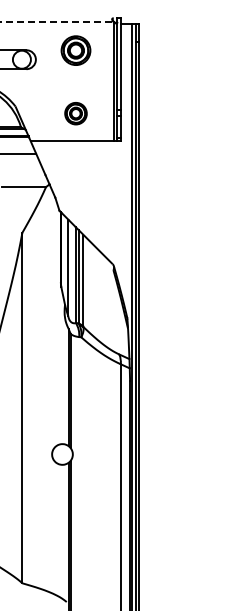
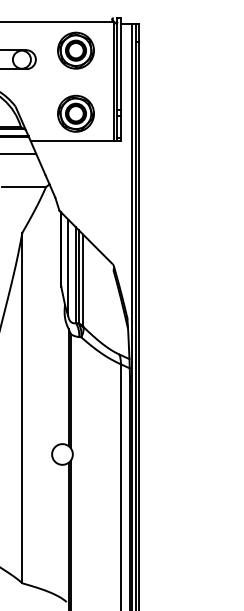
line: dashed -> solid (57, 21)
part size: 32x31 px -> 38x39 px (75, 50)
part size: 24x24 px -> 38x39 px (75, 113)
